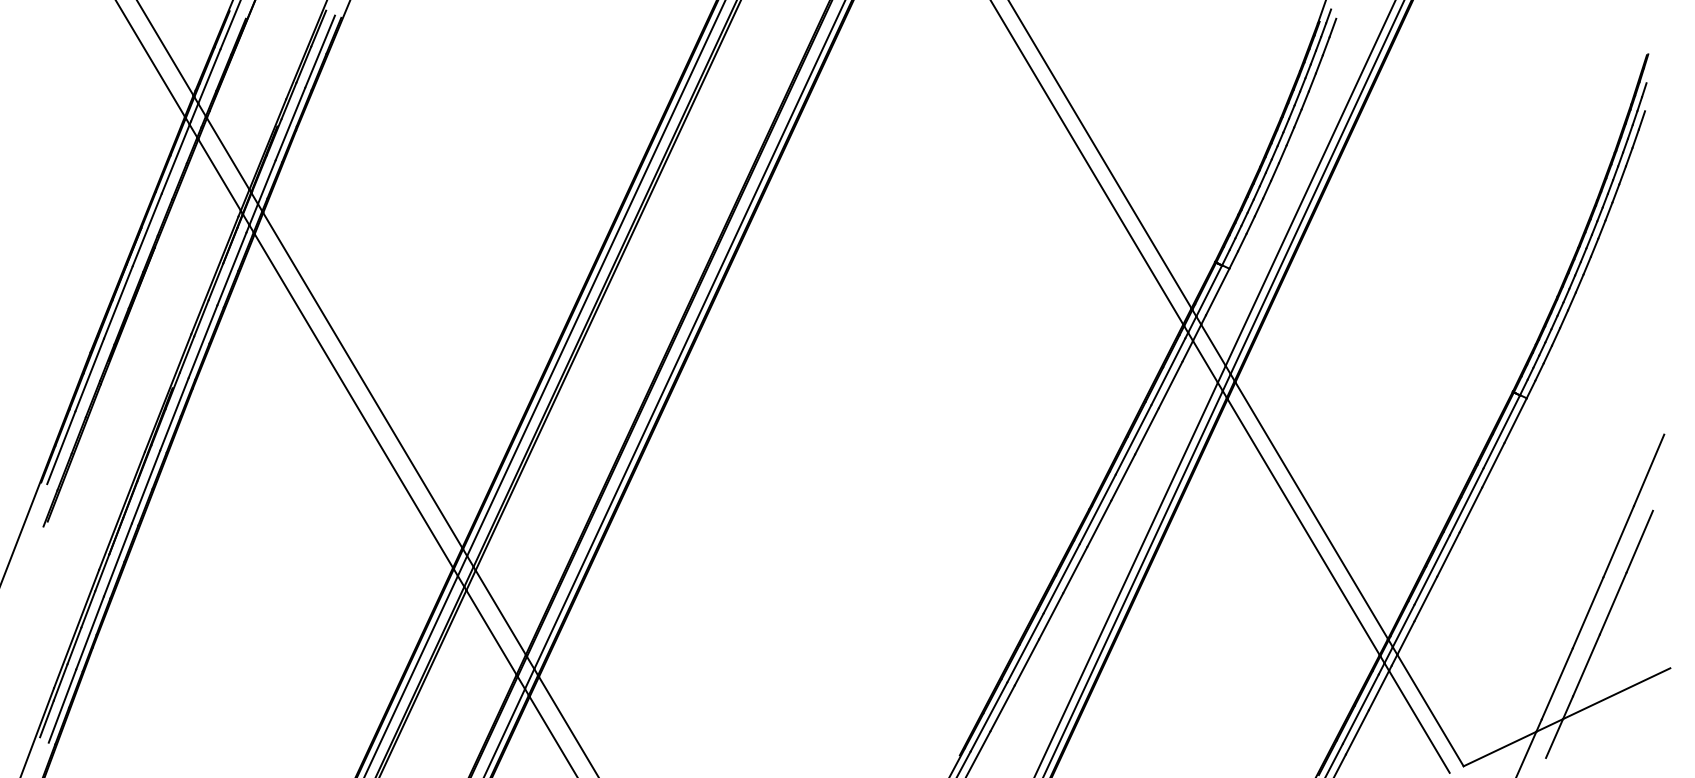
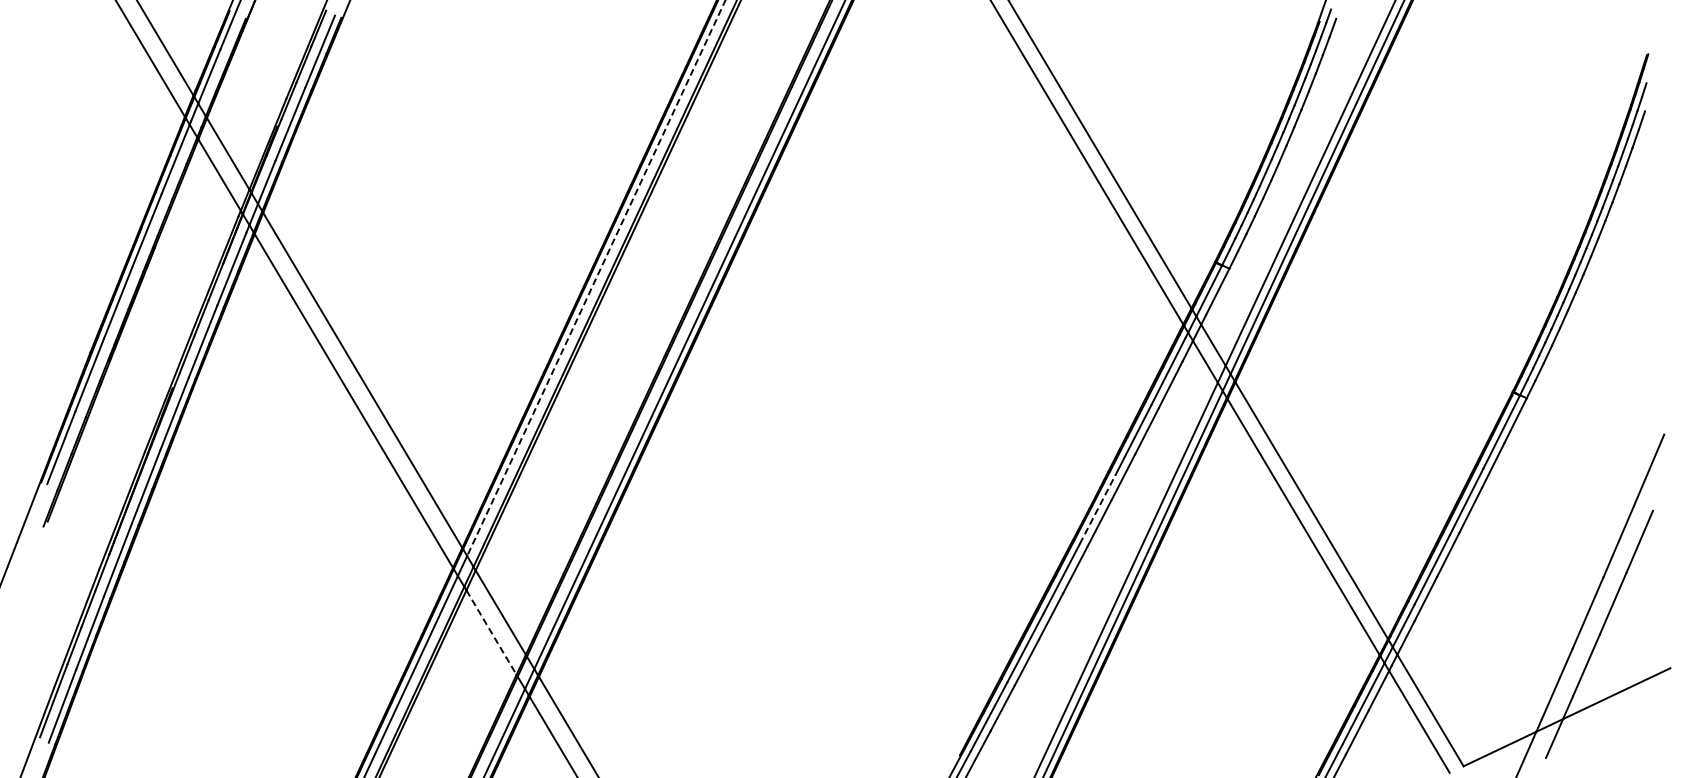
line: solid -> dashed (596, 278)
line: solid -> dashed (1098, 508)
line: solid -> dashed (491, 633)
